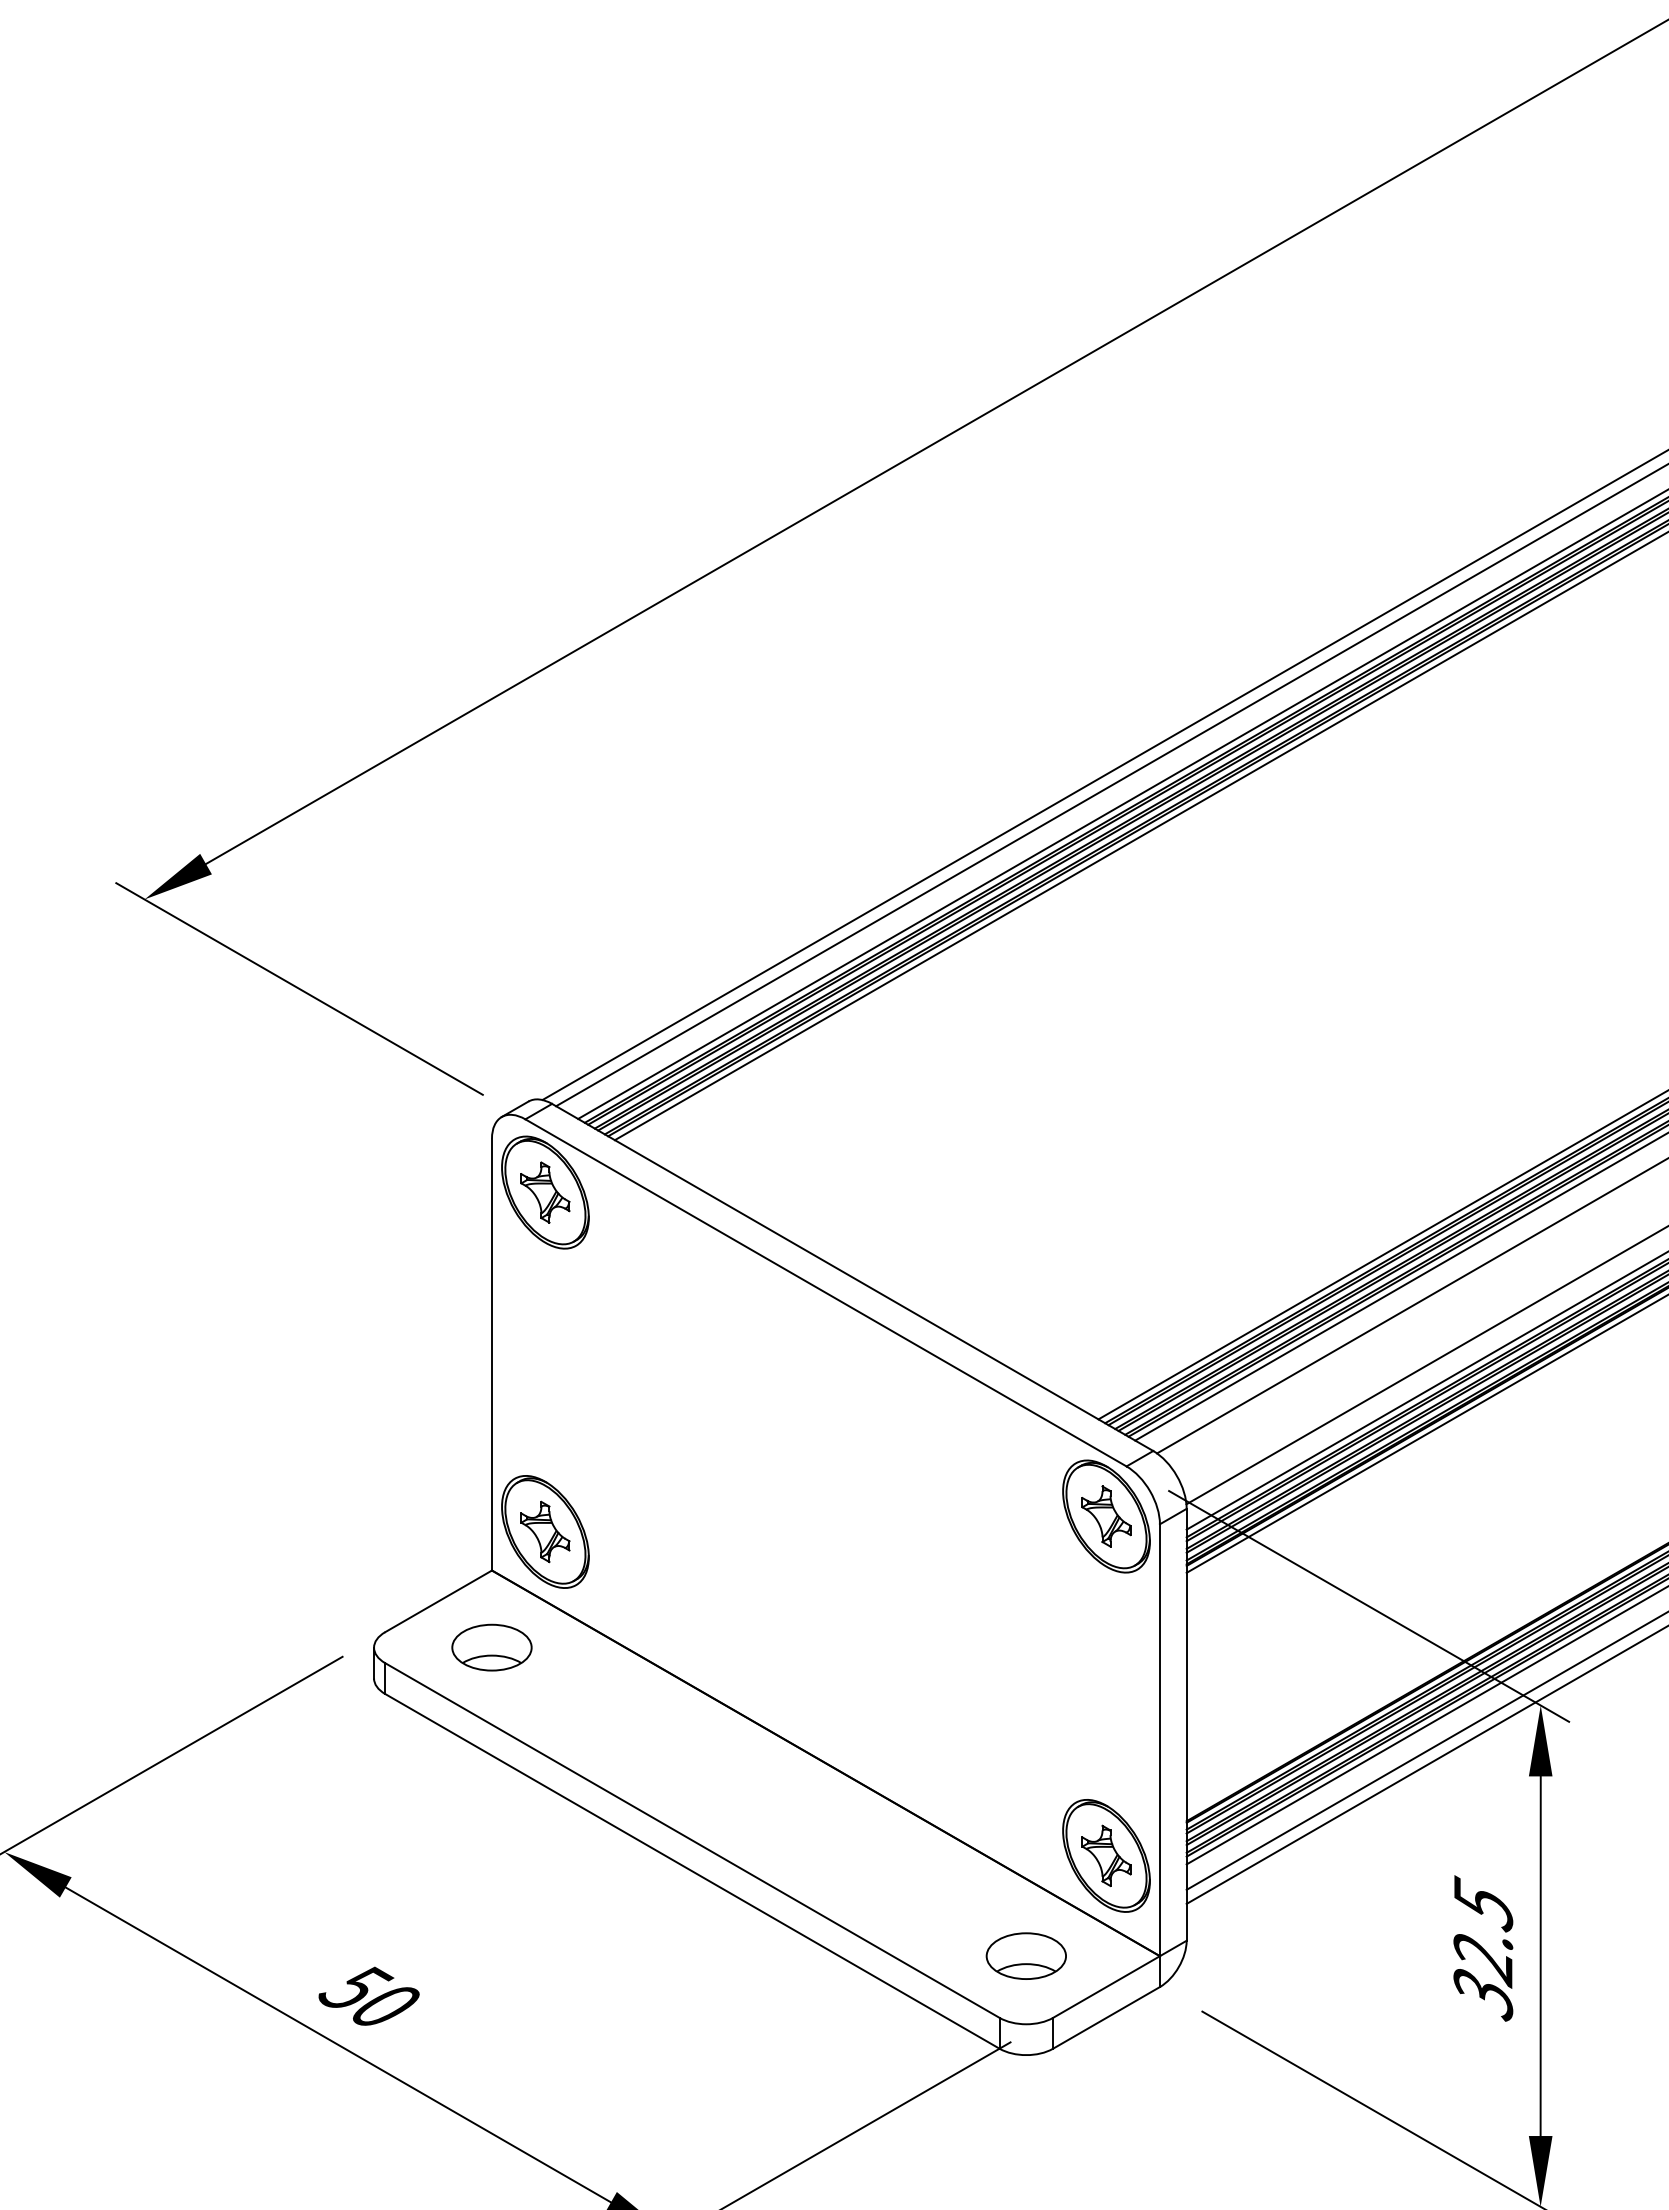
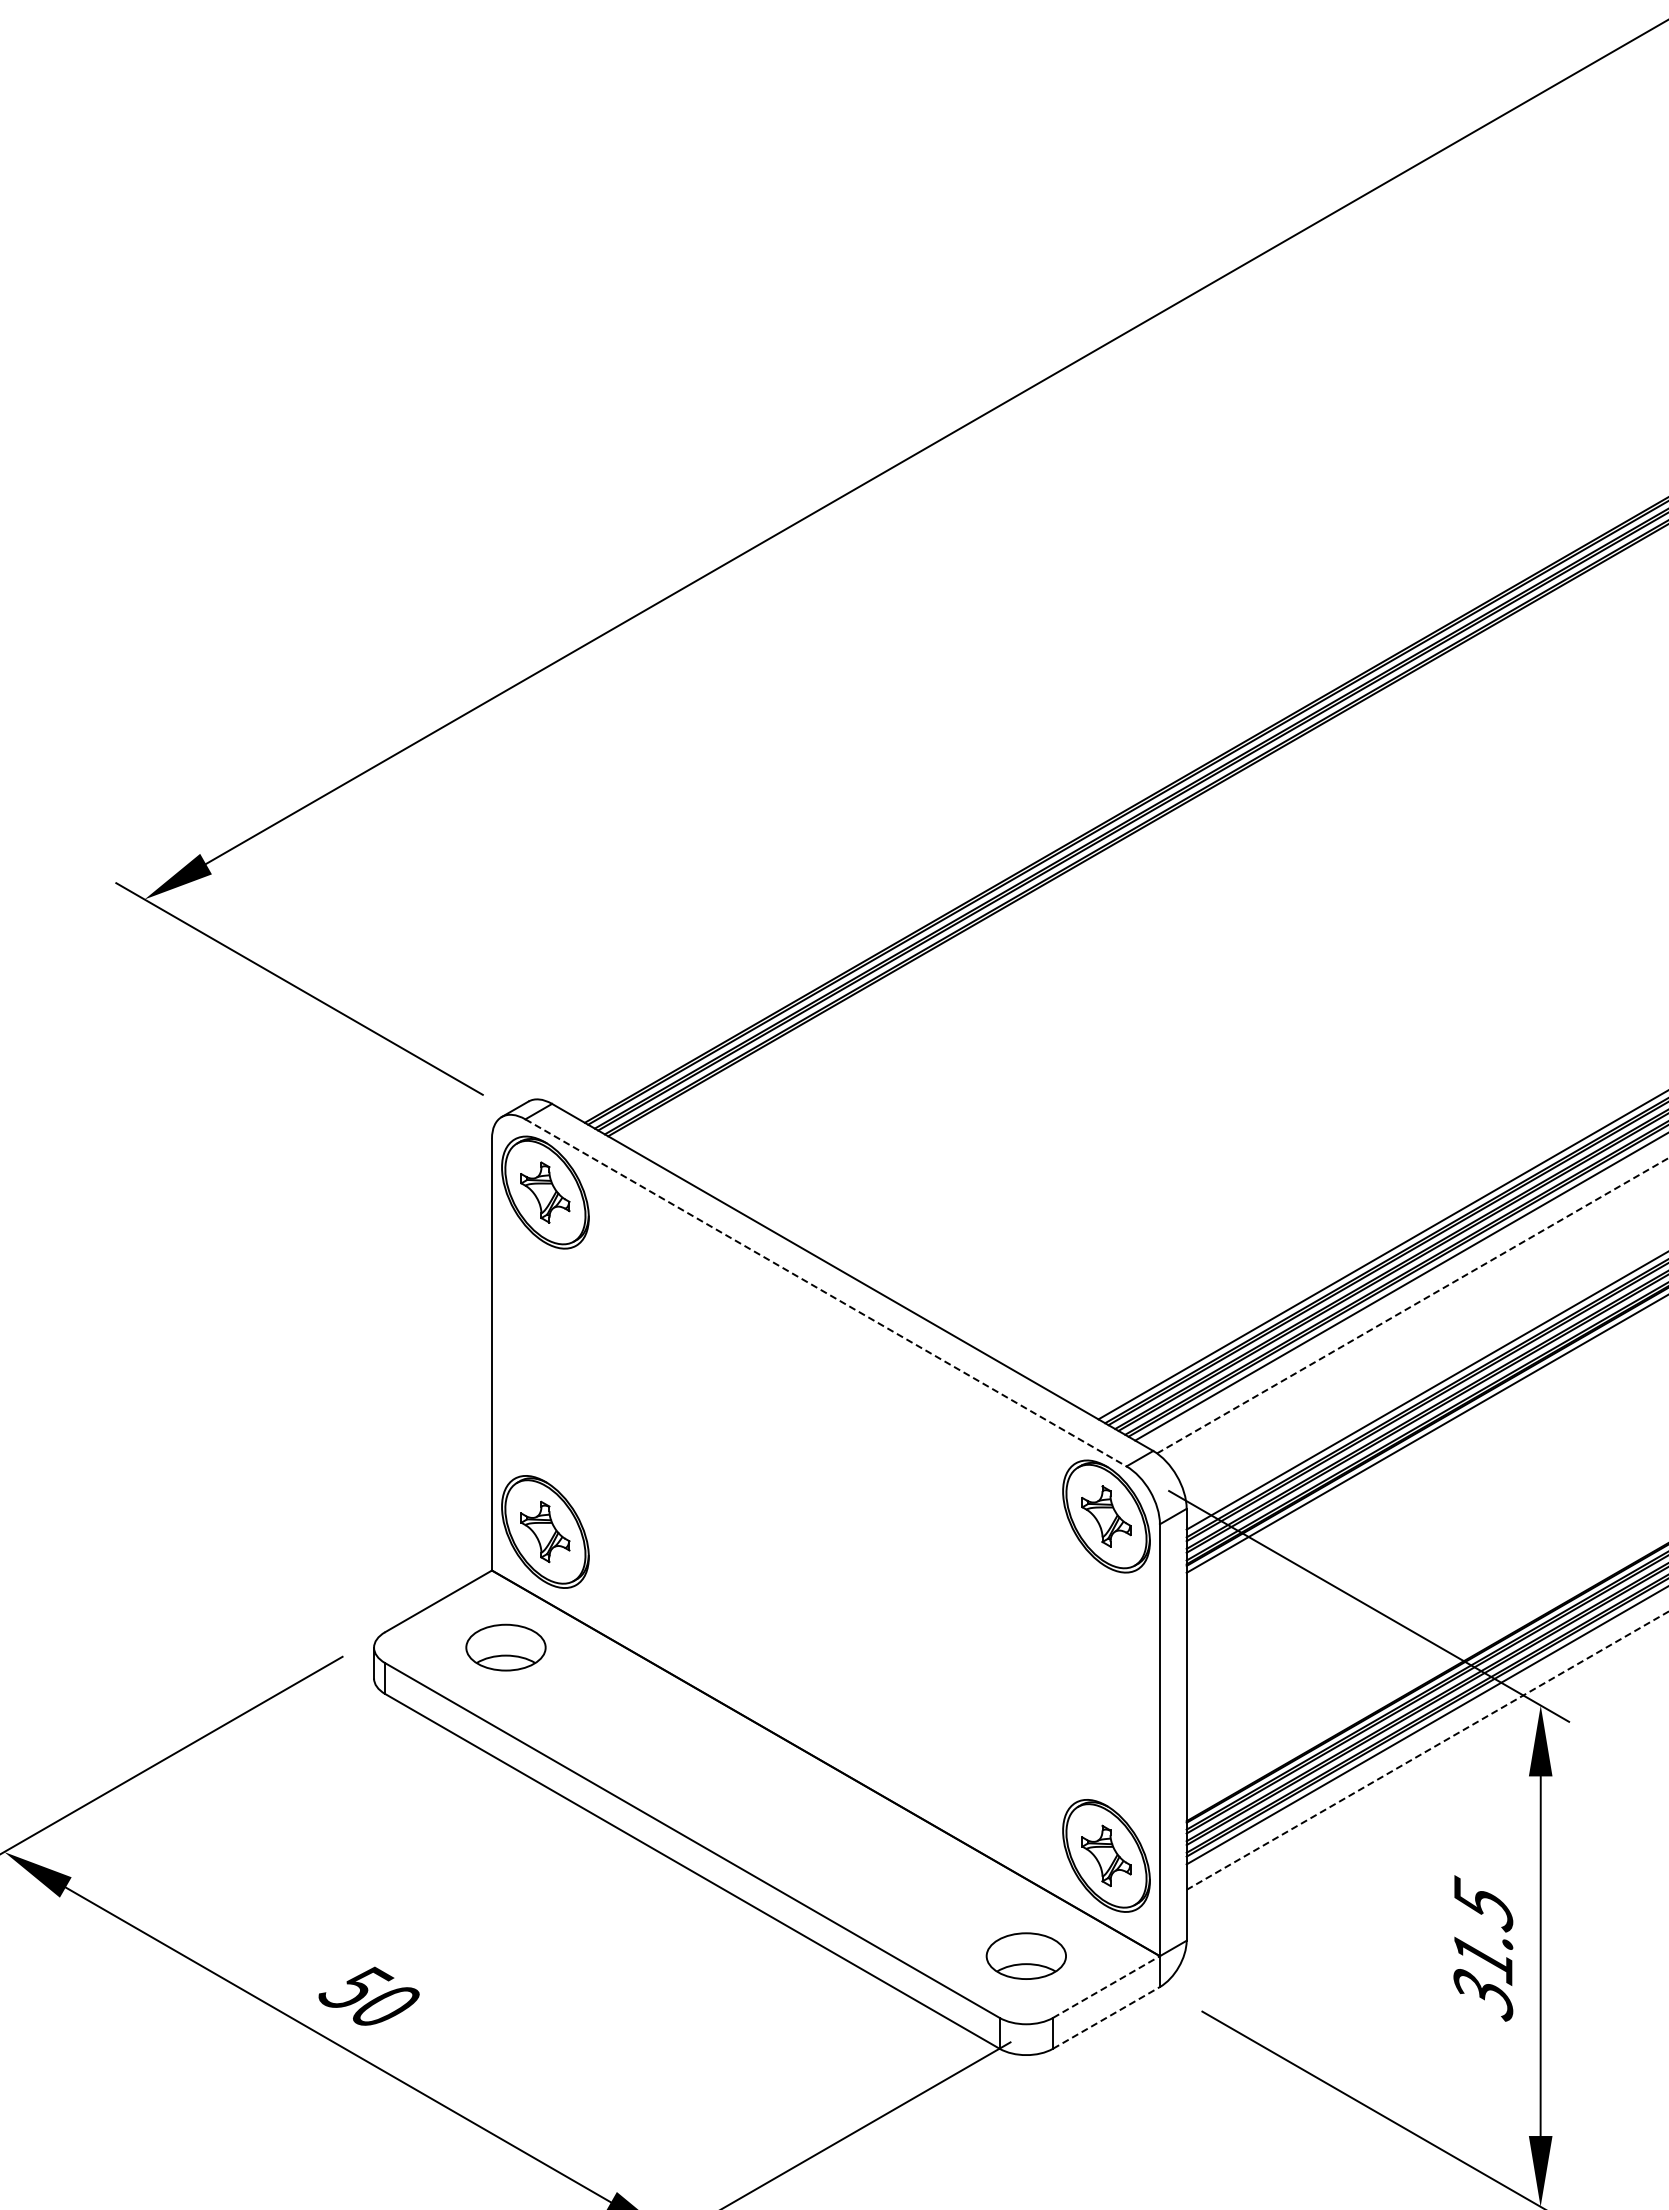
line: present -> none (1103, 775)
line: present -> none (1110, 785)
line: present -> none (1121, 804)
line: present -> none (1139, 836)
line: solid -> dashed (826, 1293)
line: solid -> dashed (1413, 1305)
line: present -> none (1425, 1365)
part position: (491, 1647) -> (505, 1647) (505, 1647)
line: solid -> dashed (1428, 1750)
line: present -> none (1425, 1765)
text: 32.5 -> 31.5 (1482, 1961)
line: solid -> dashed (1106, 1987)
line: solid -> dashed (1106, 2017)
